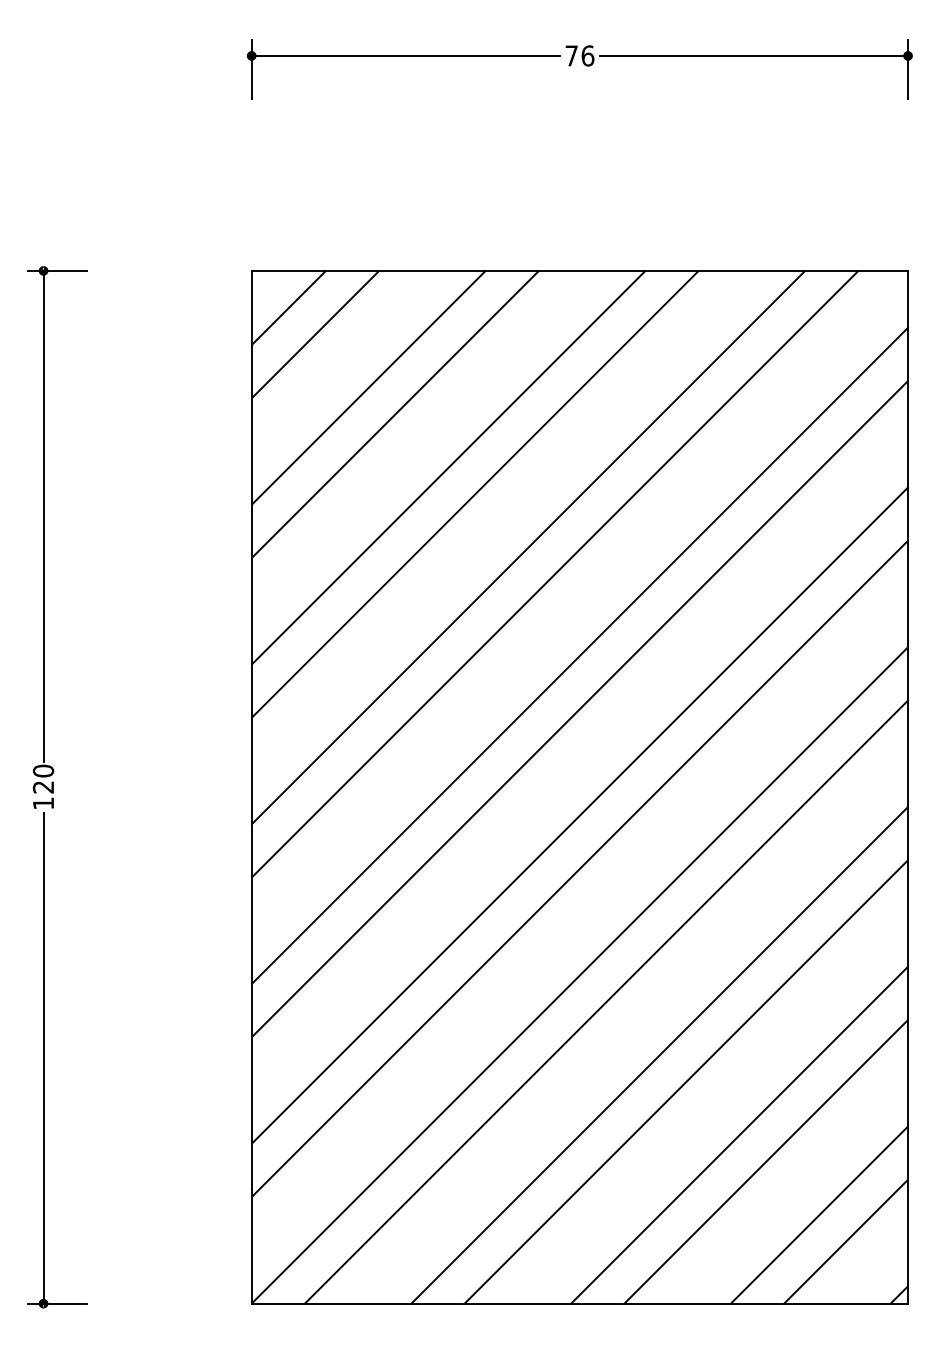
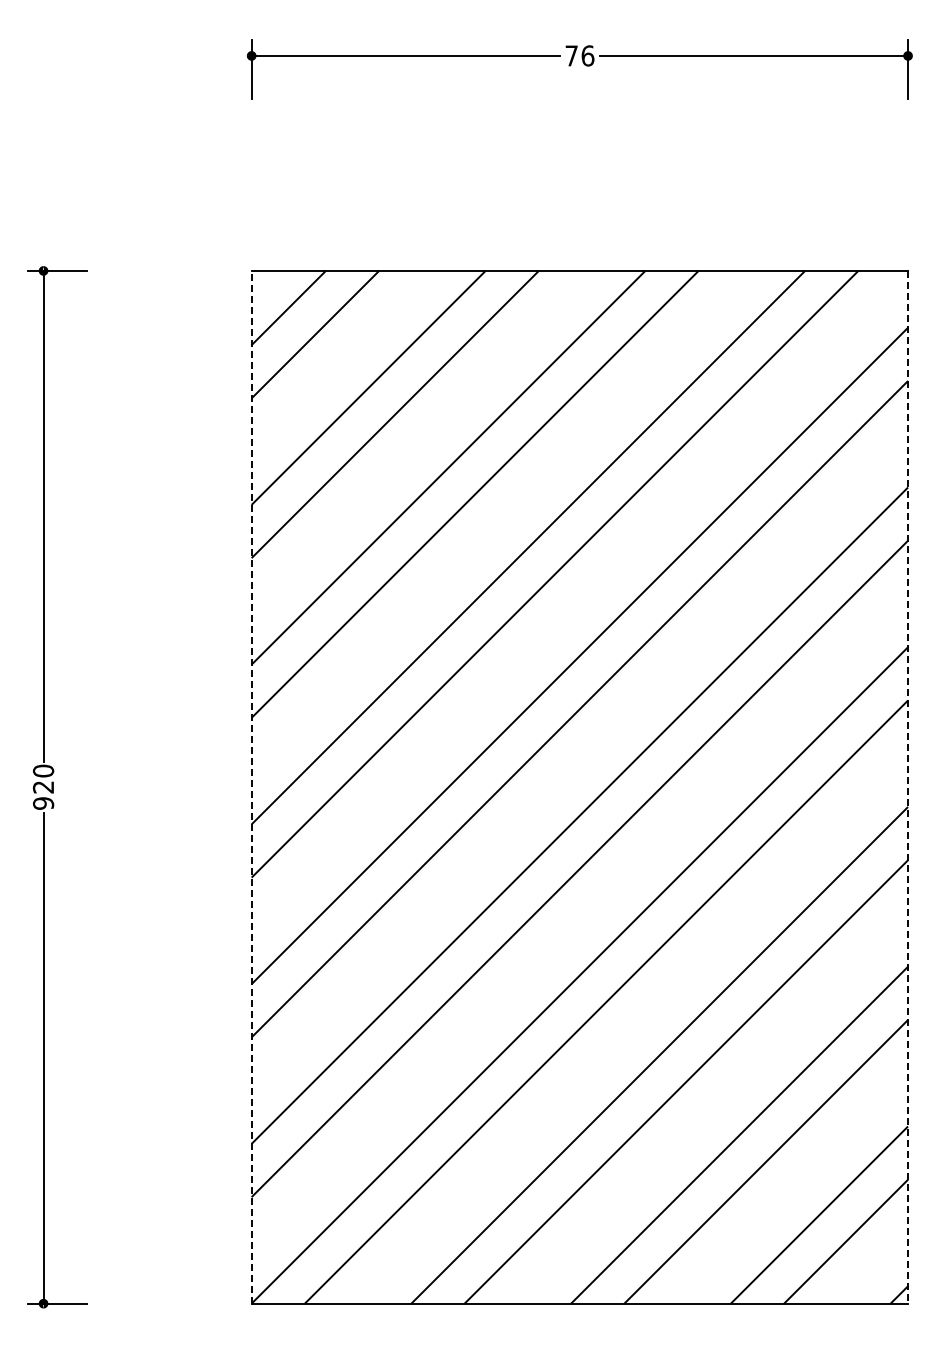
line: solid -> dashed (251, 786)
line: solid -> dashed (908, 787)
text: 120 -> 920 (43, 803)
